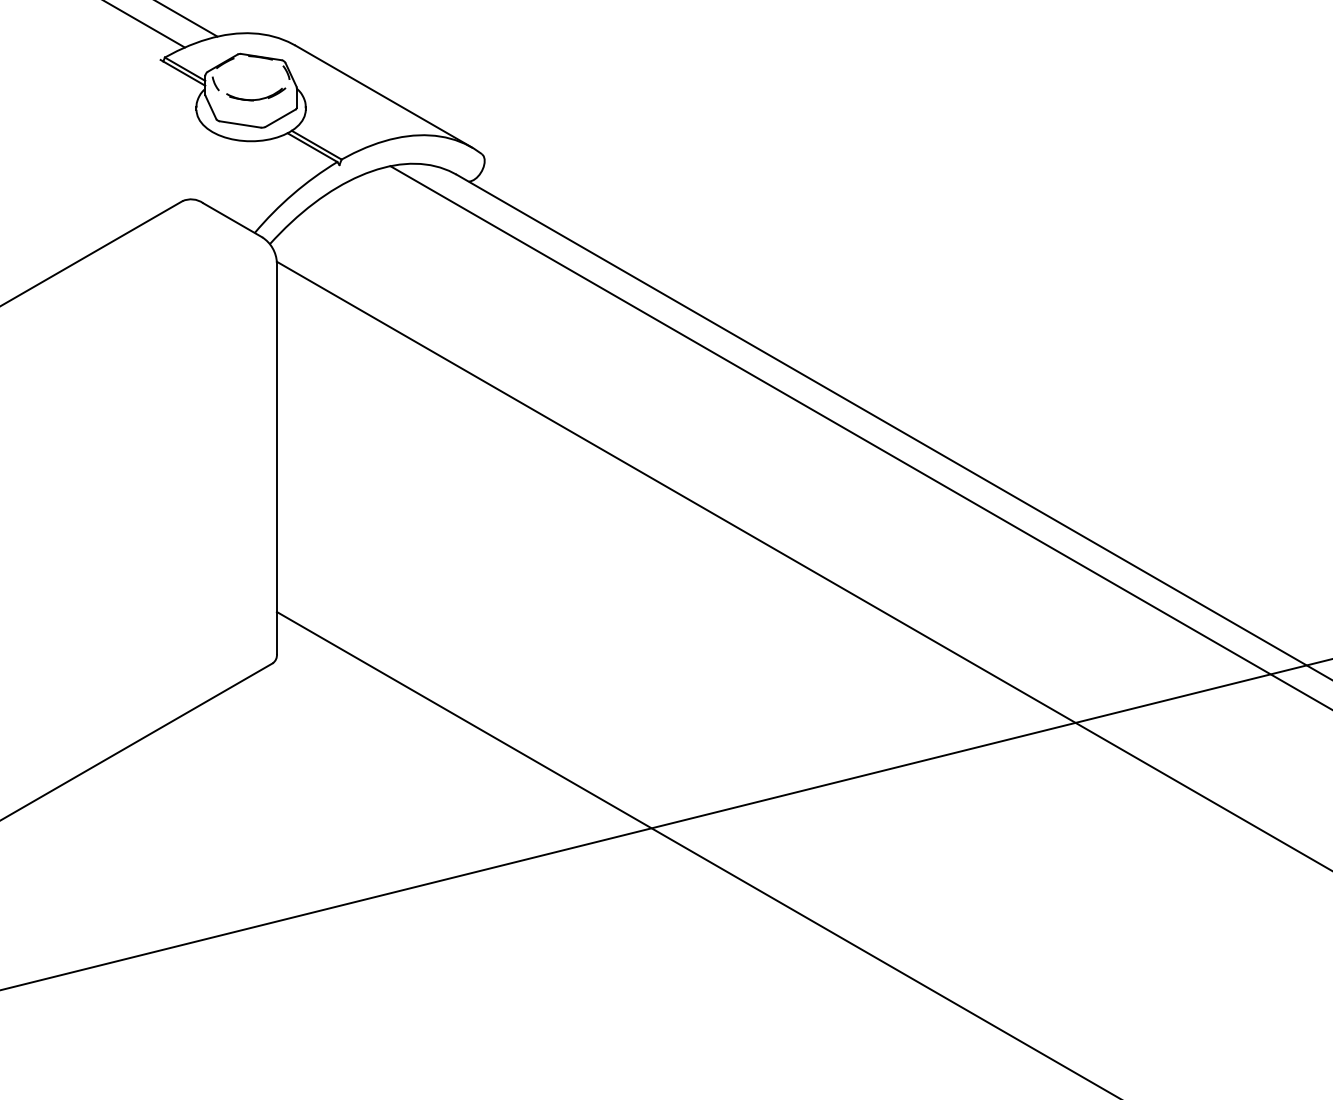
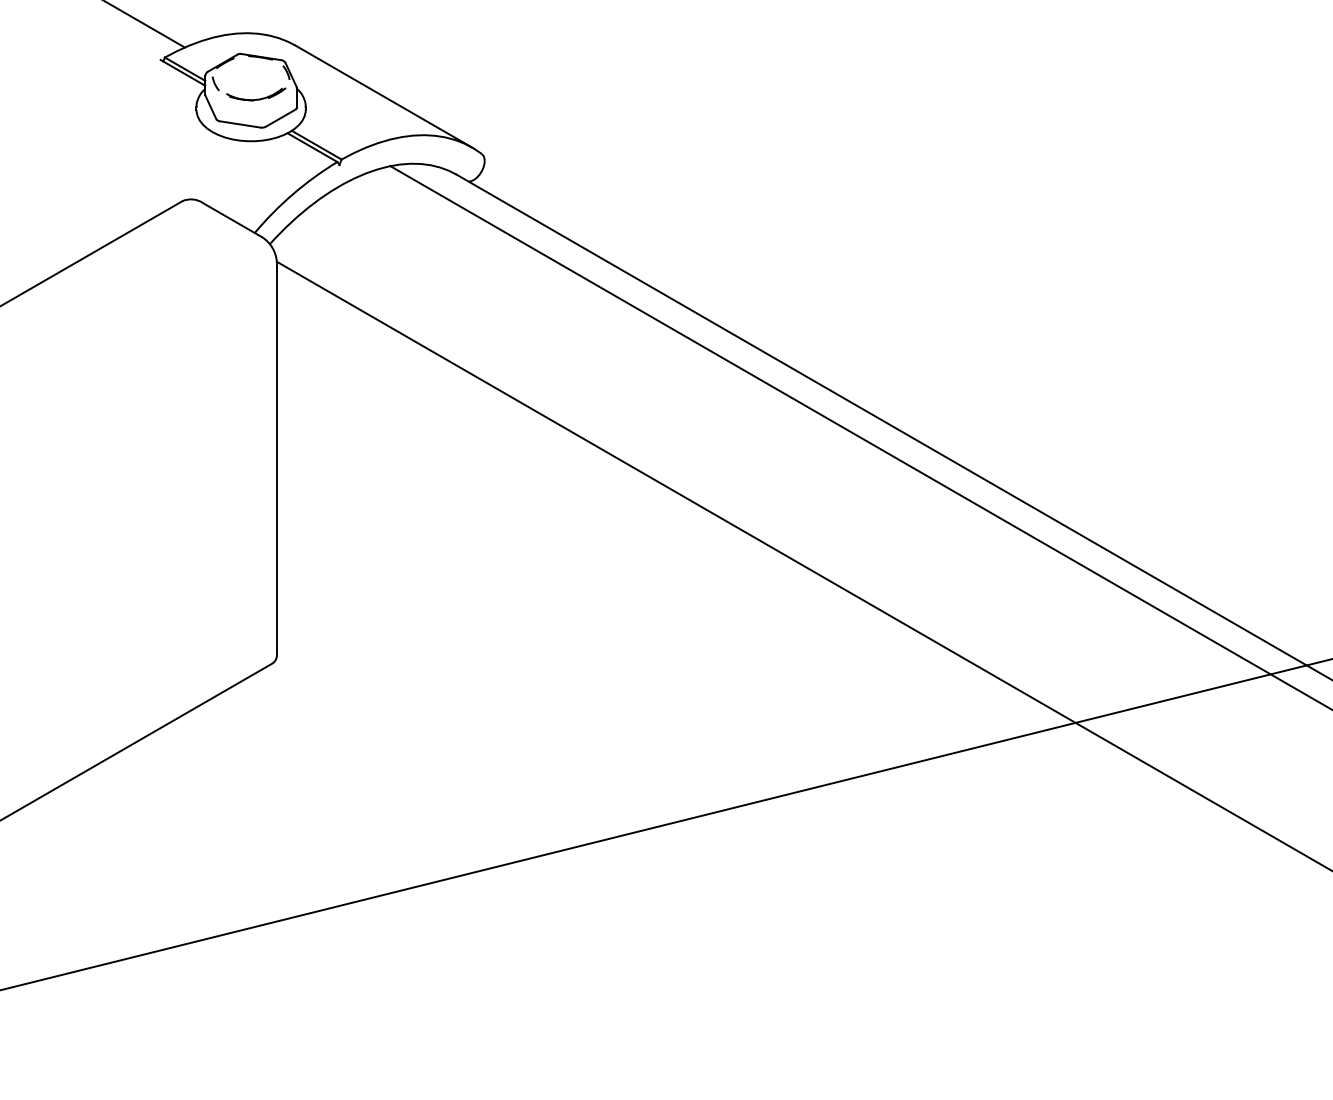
line: present -> none (187, 19)
line: present -> none (696, 853)
